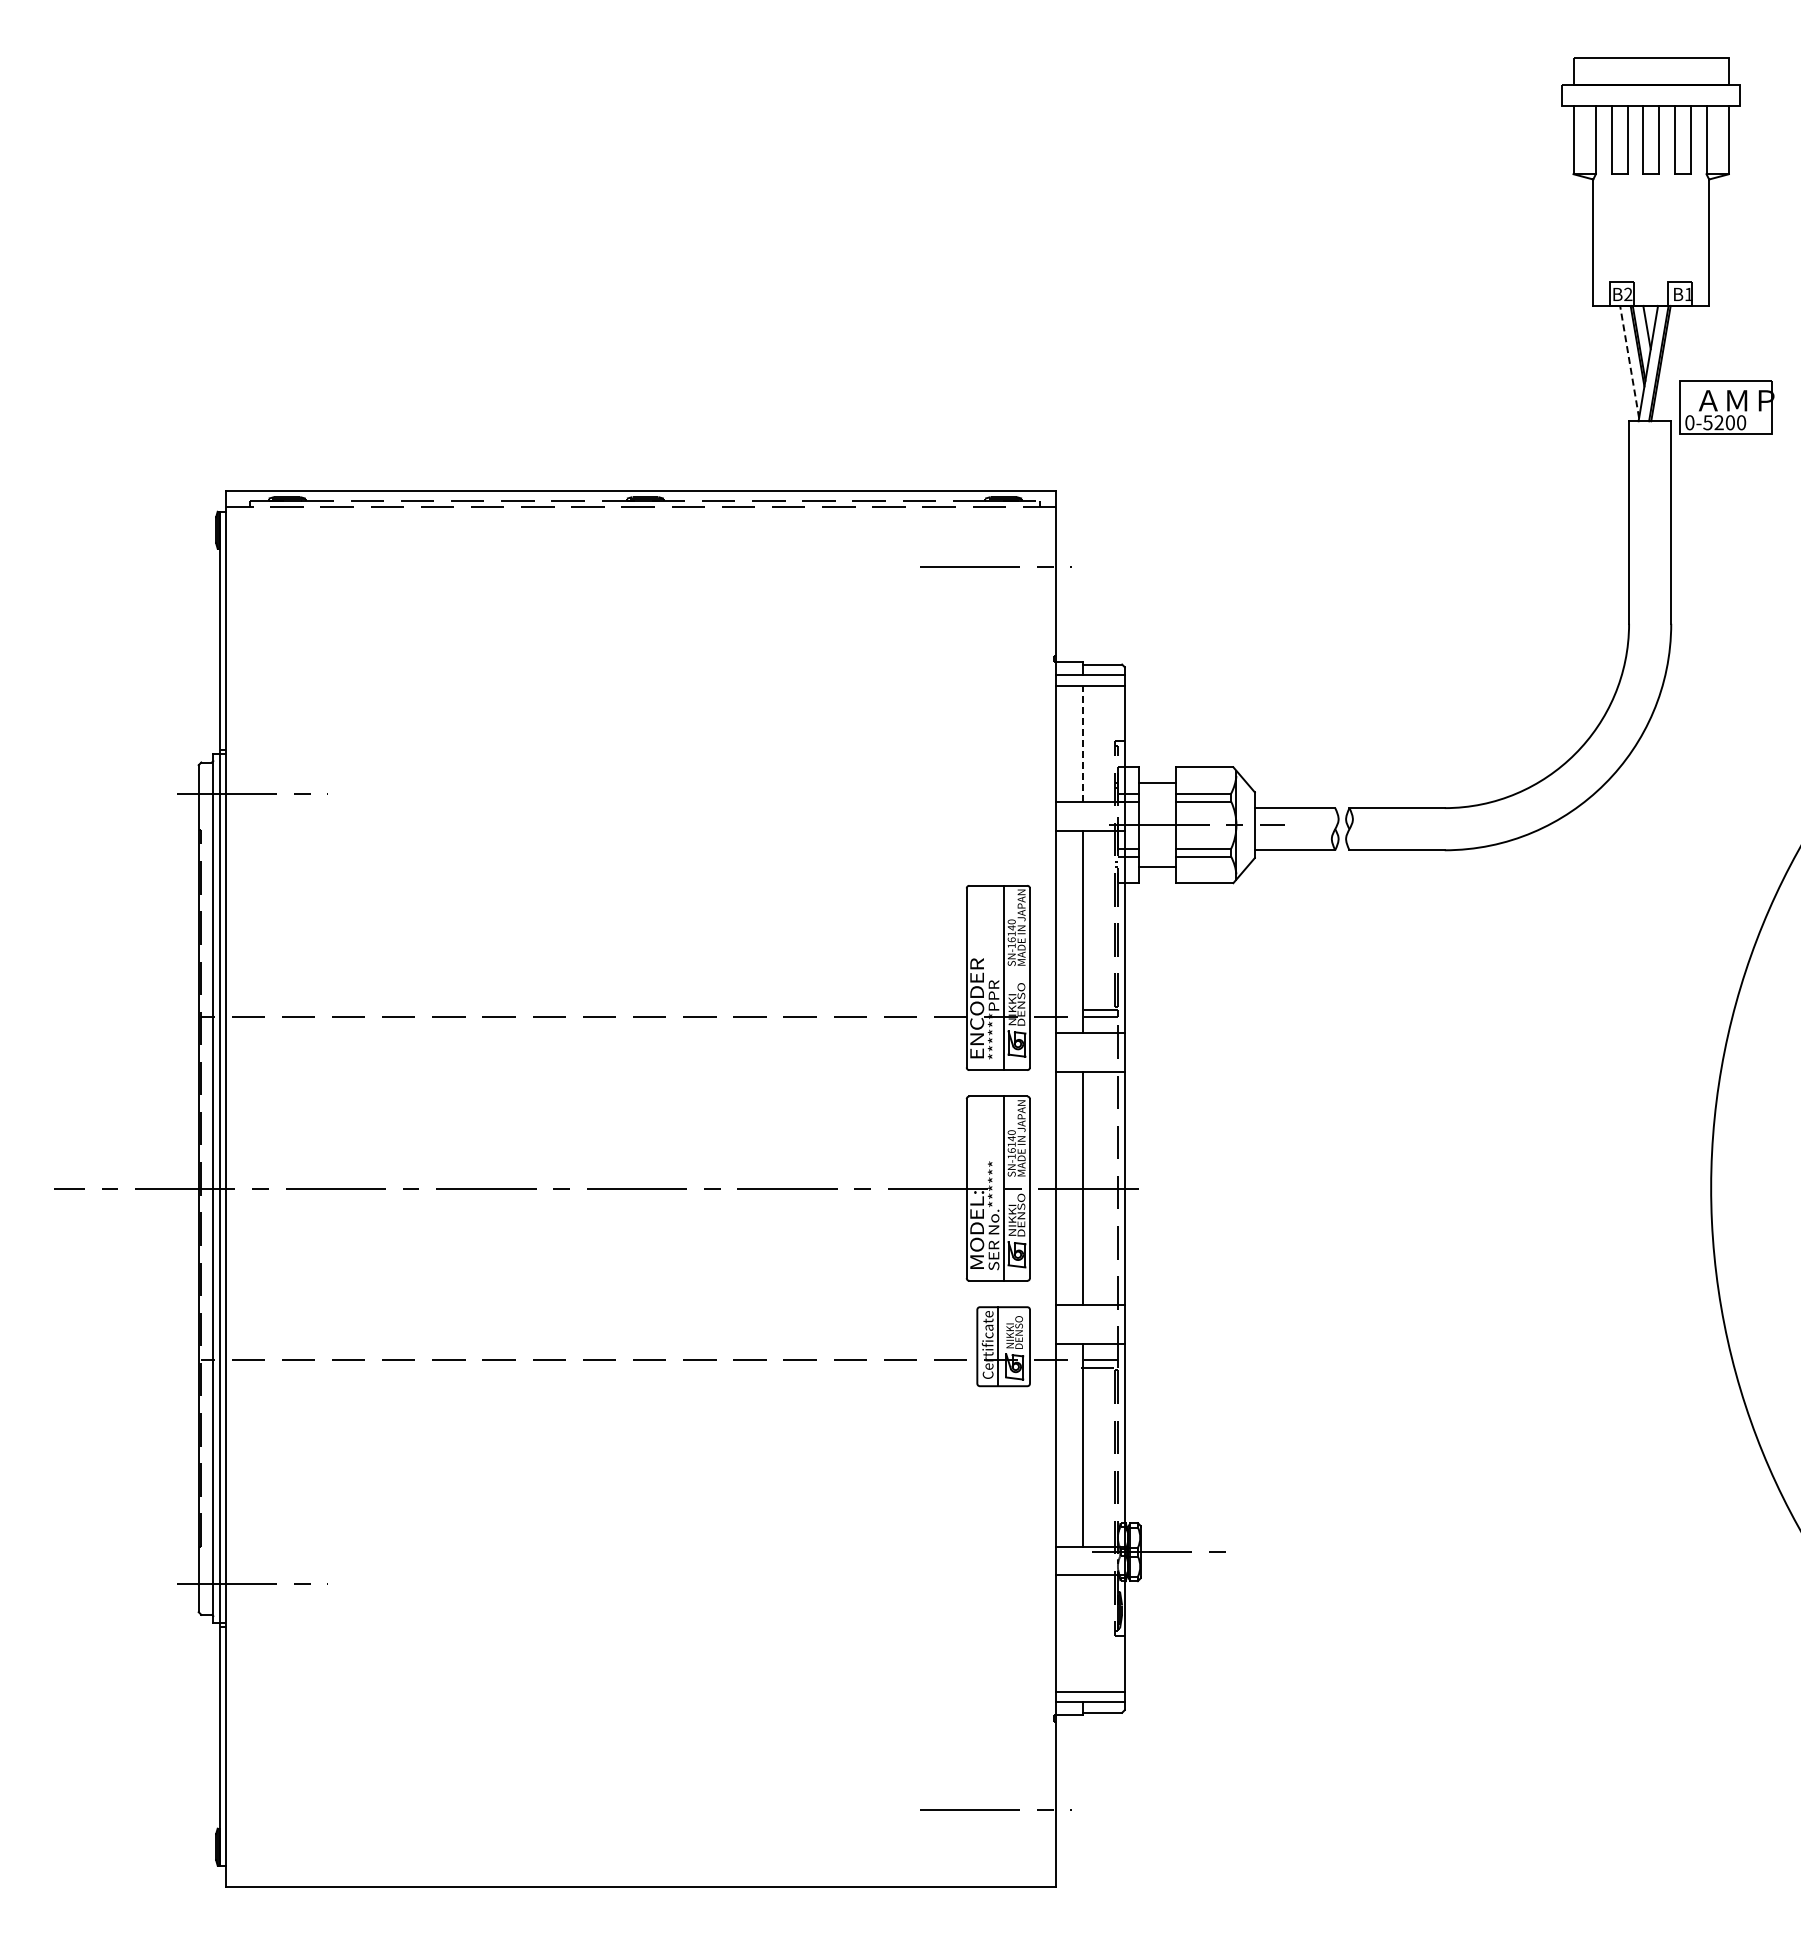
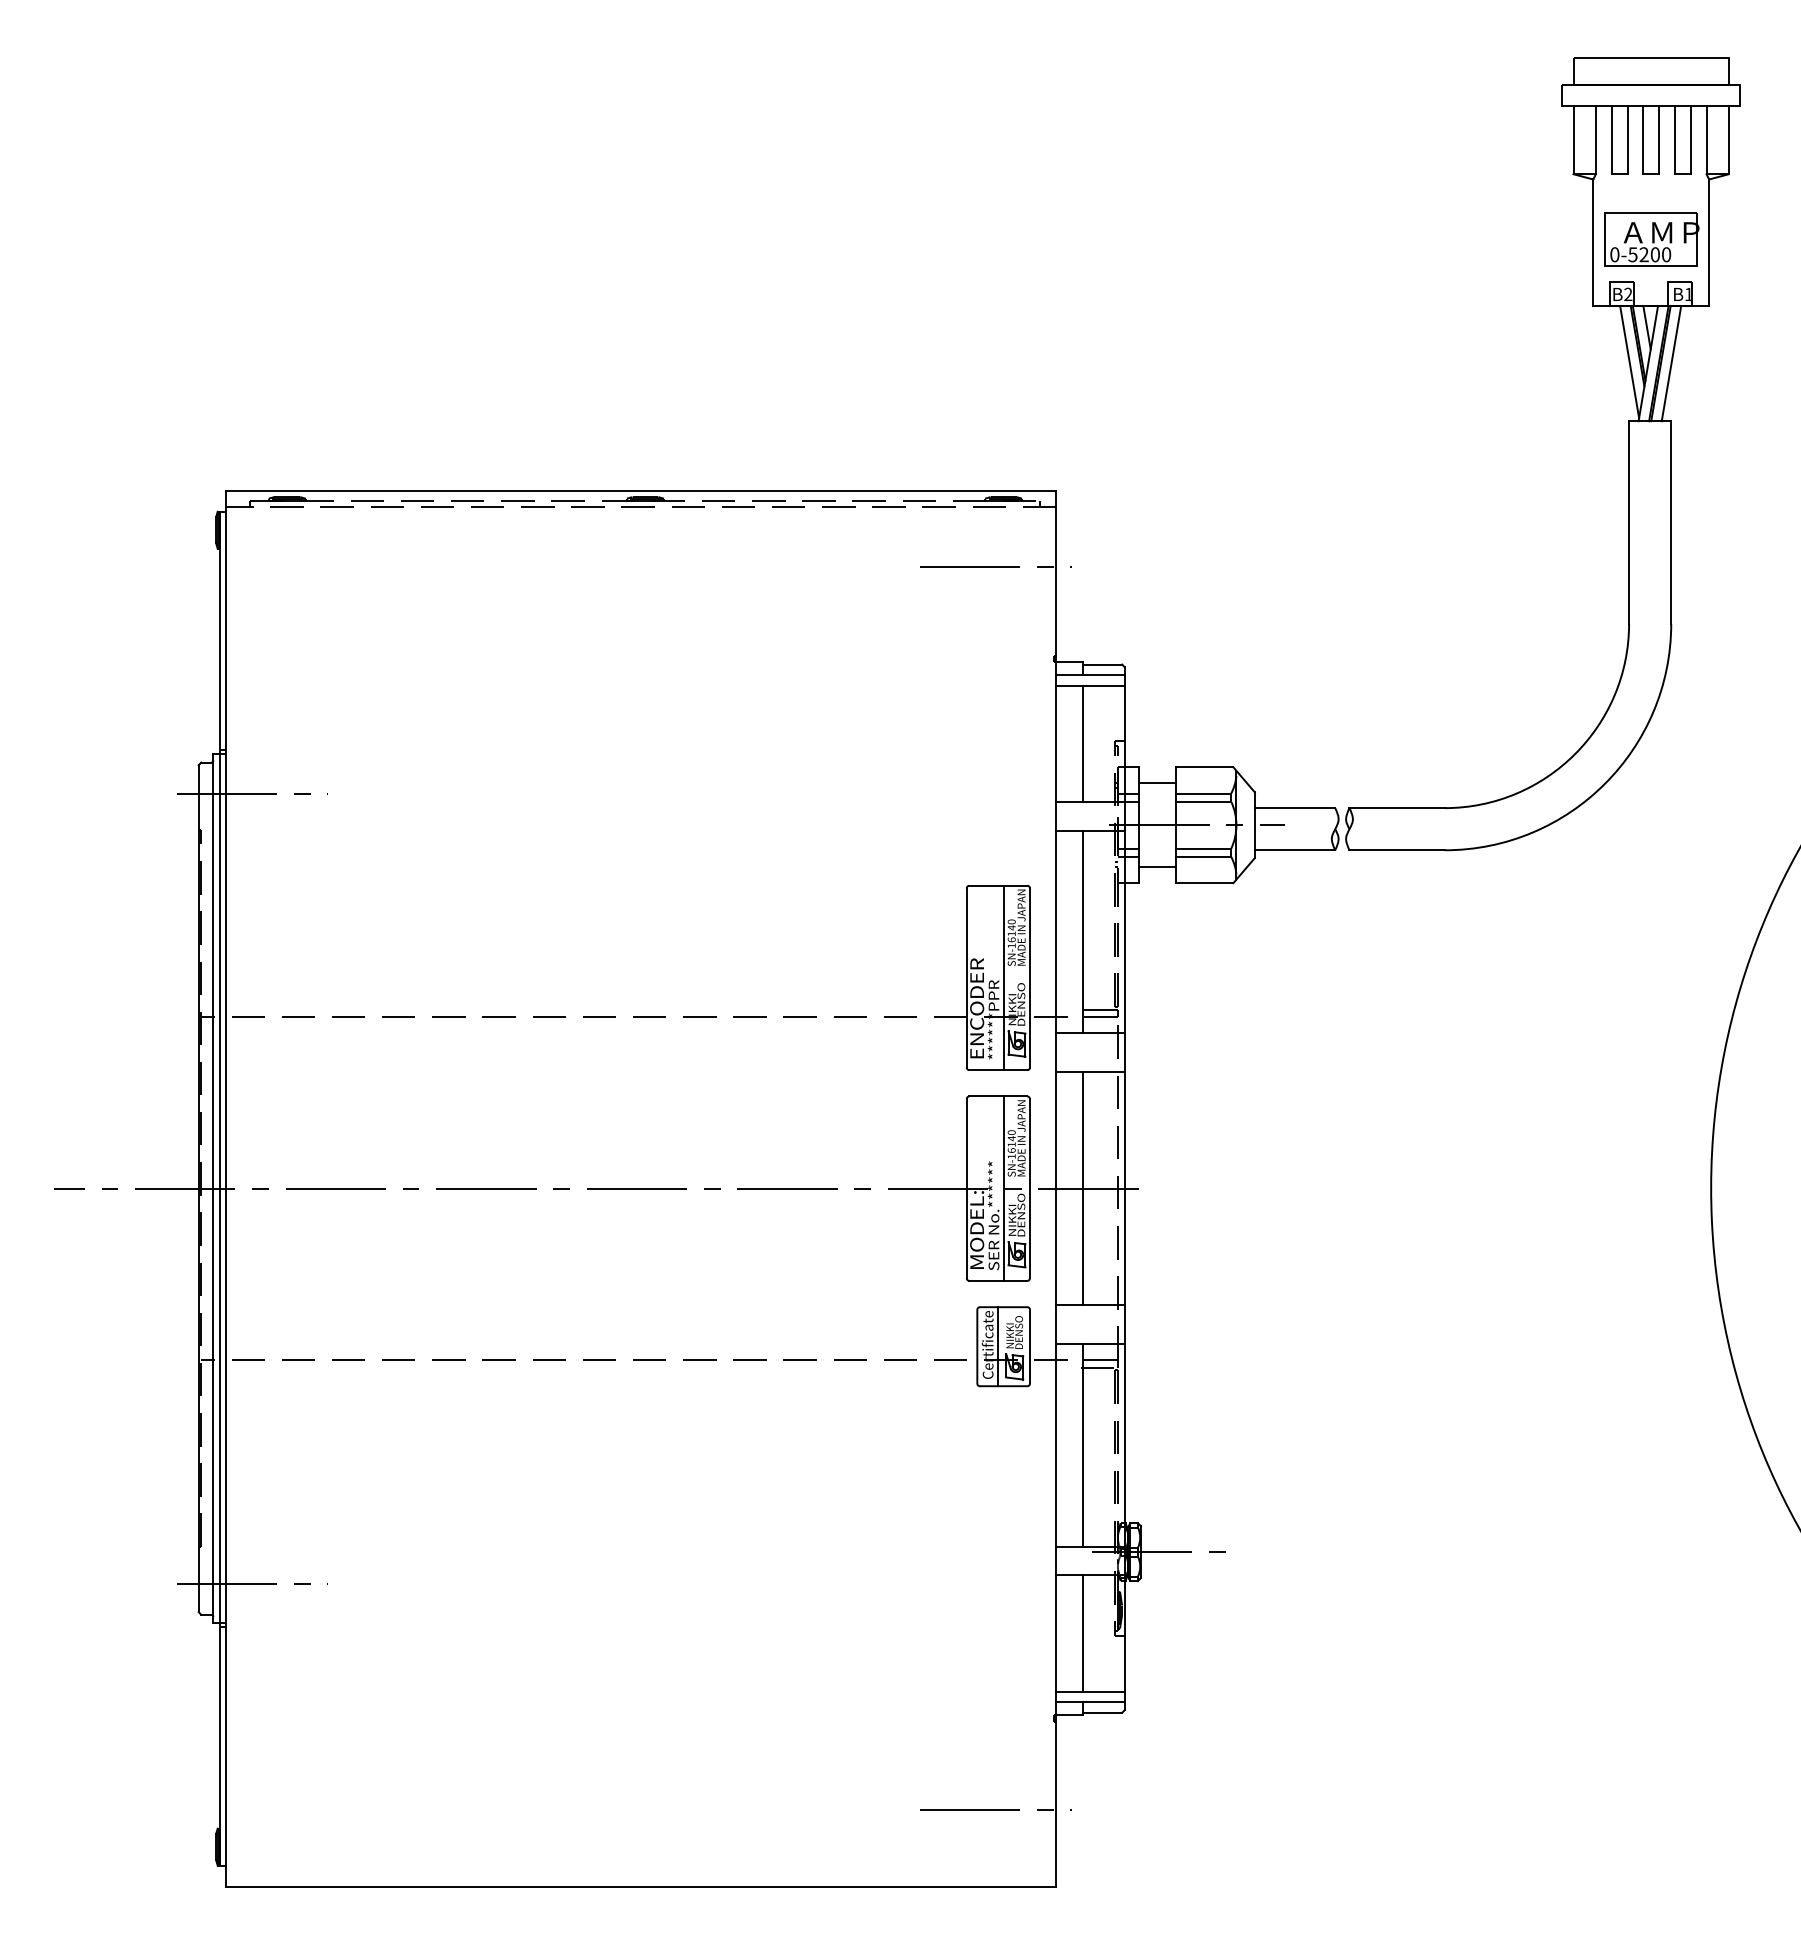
line: dashed -> solid (1629, 362)
line: none -> present (1671, 363)
part position: (1726, 407) -> (1651, 239) (1651, 239)
line: dashed -> solid (1082, 743)
line: none -> present (1082, 1633)
